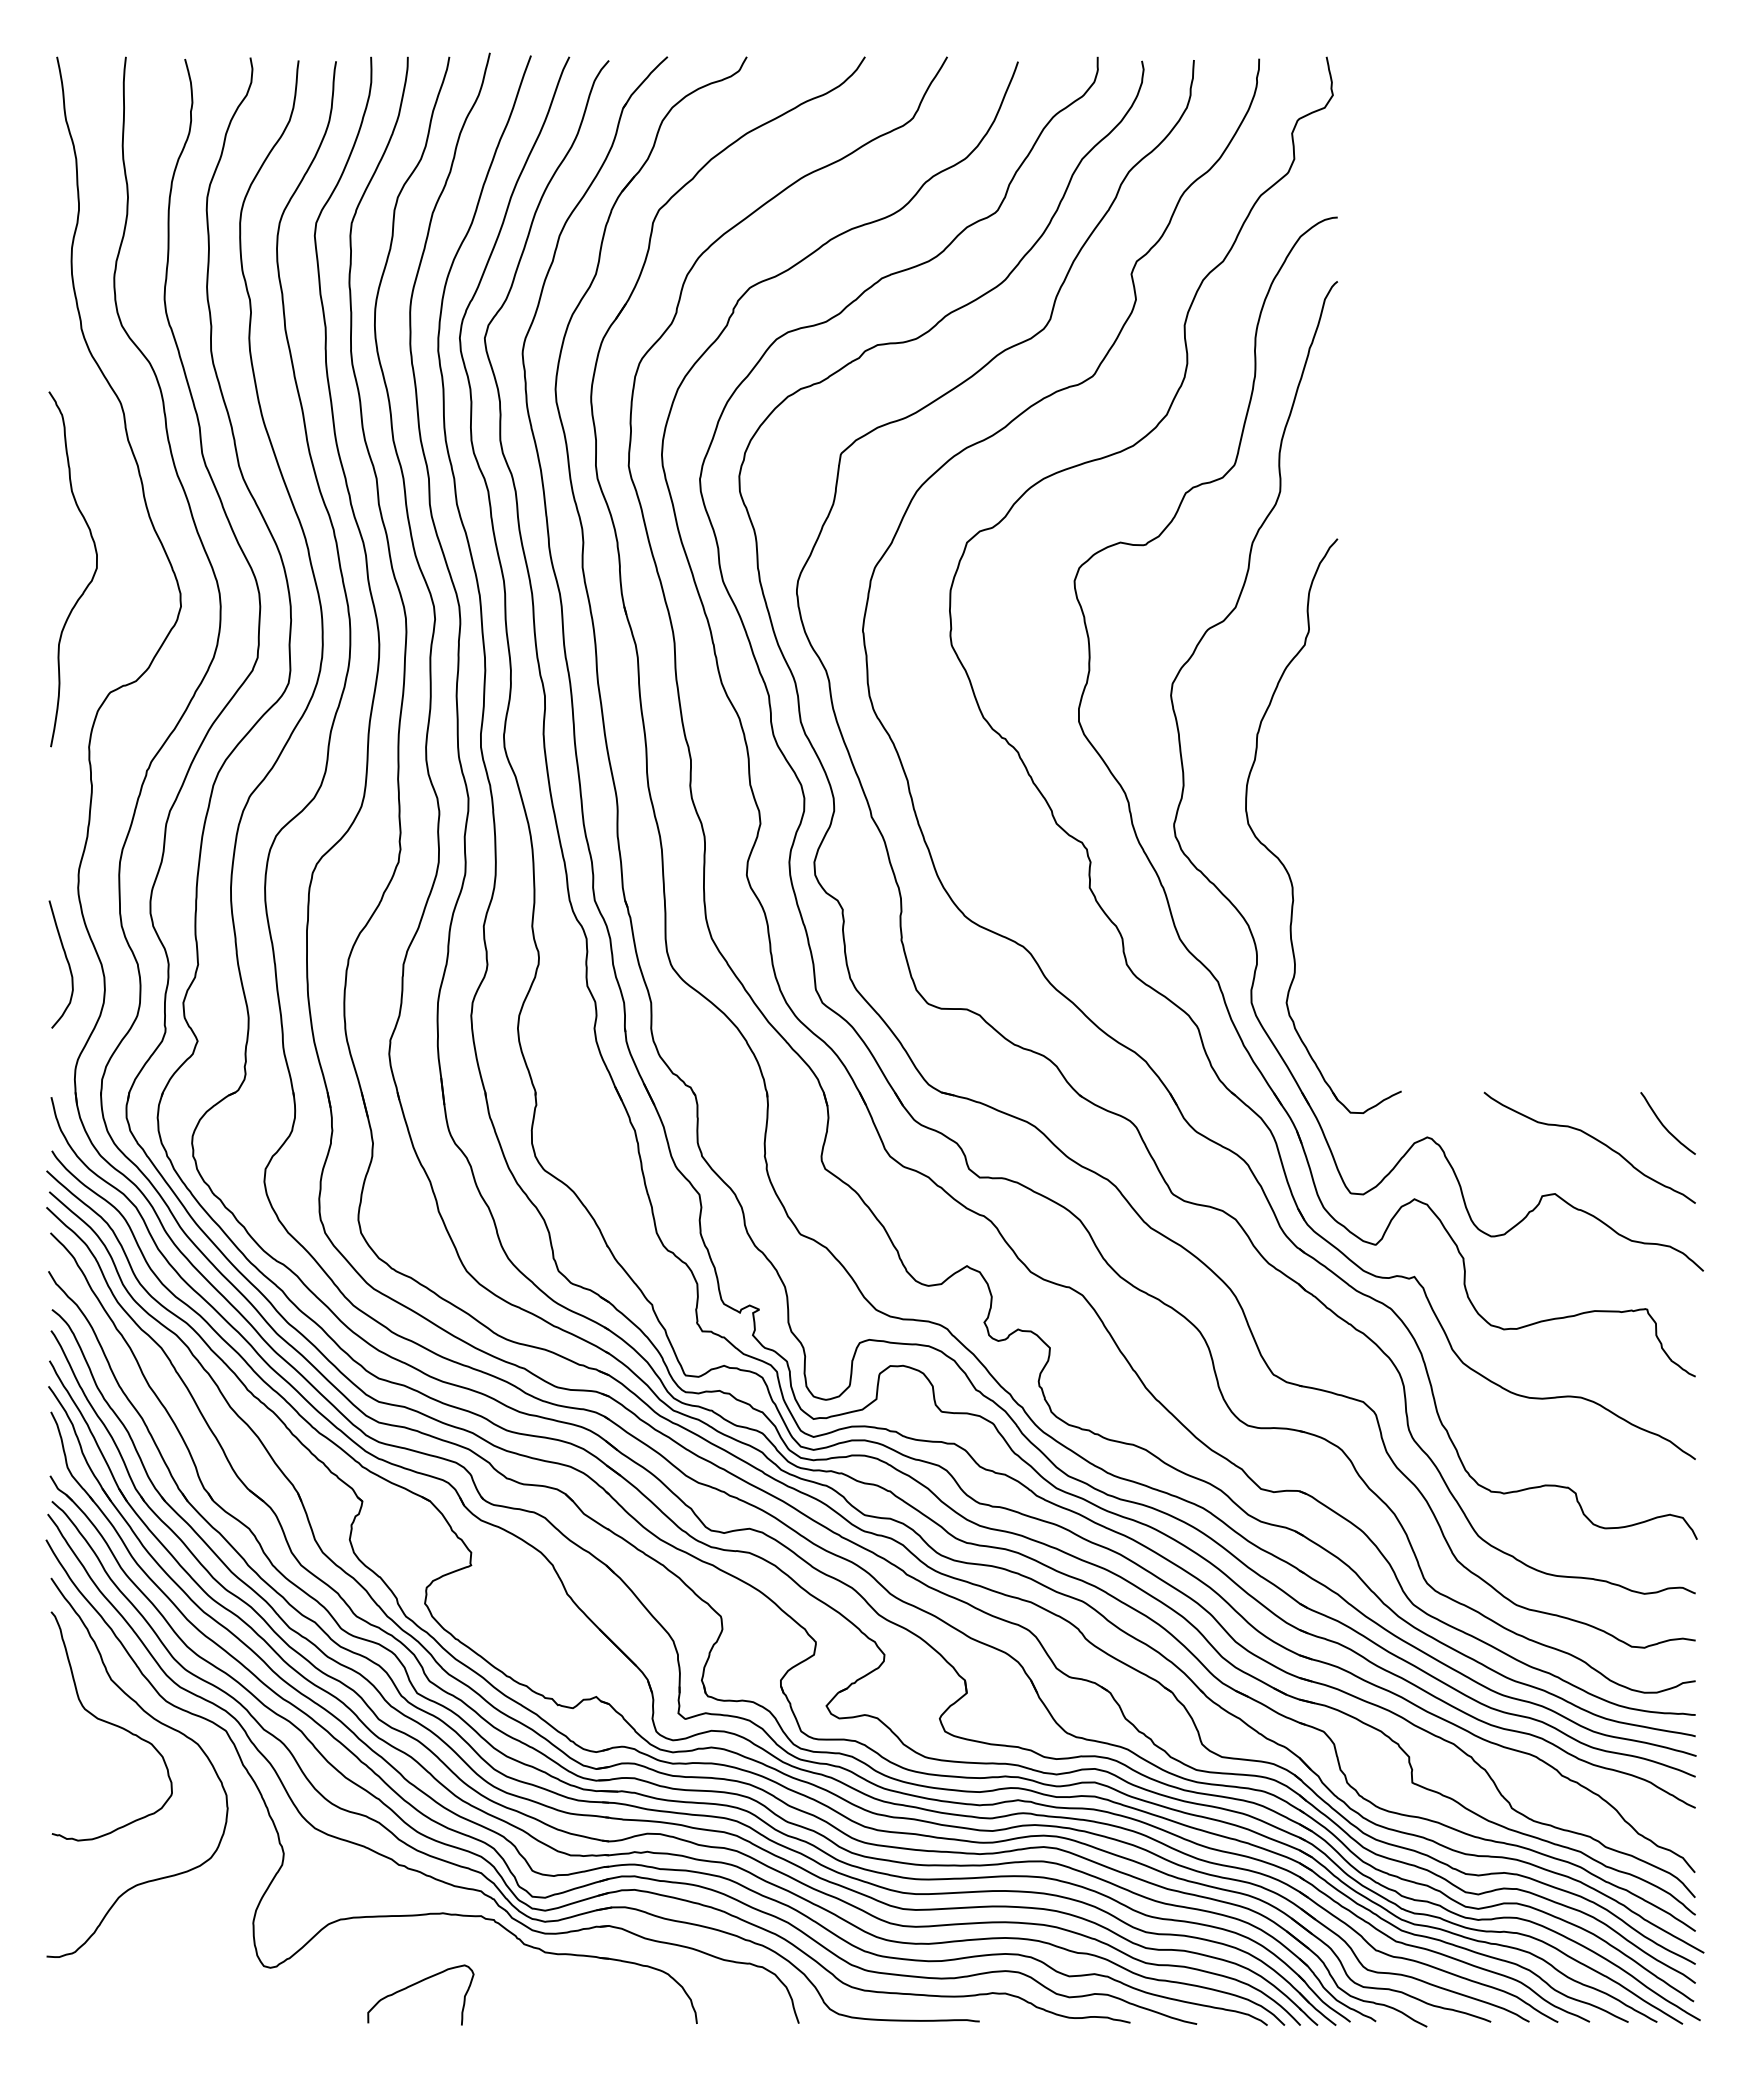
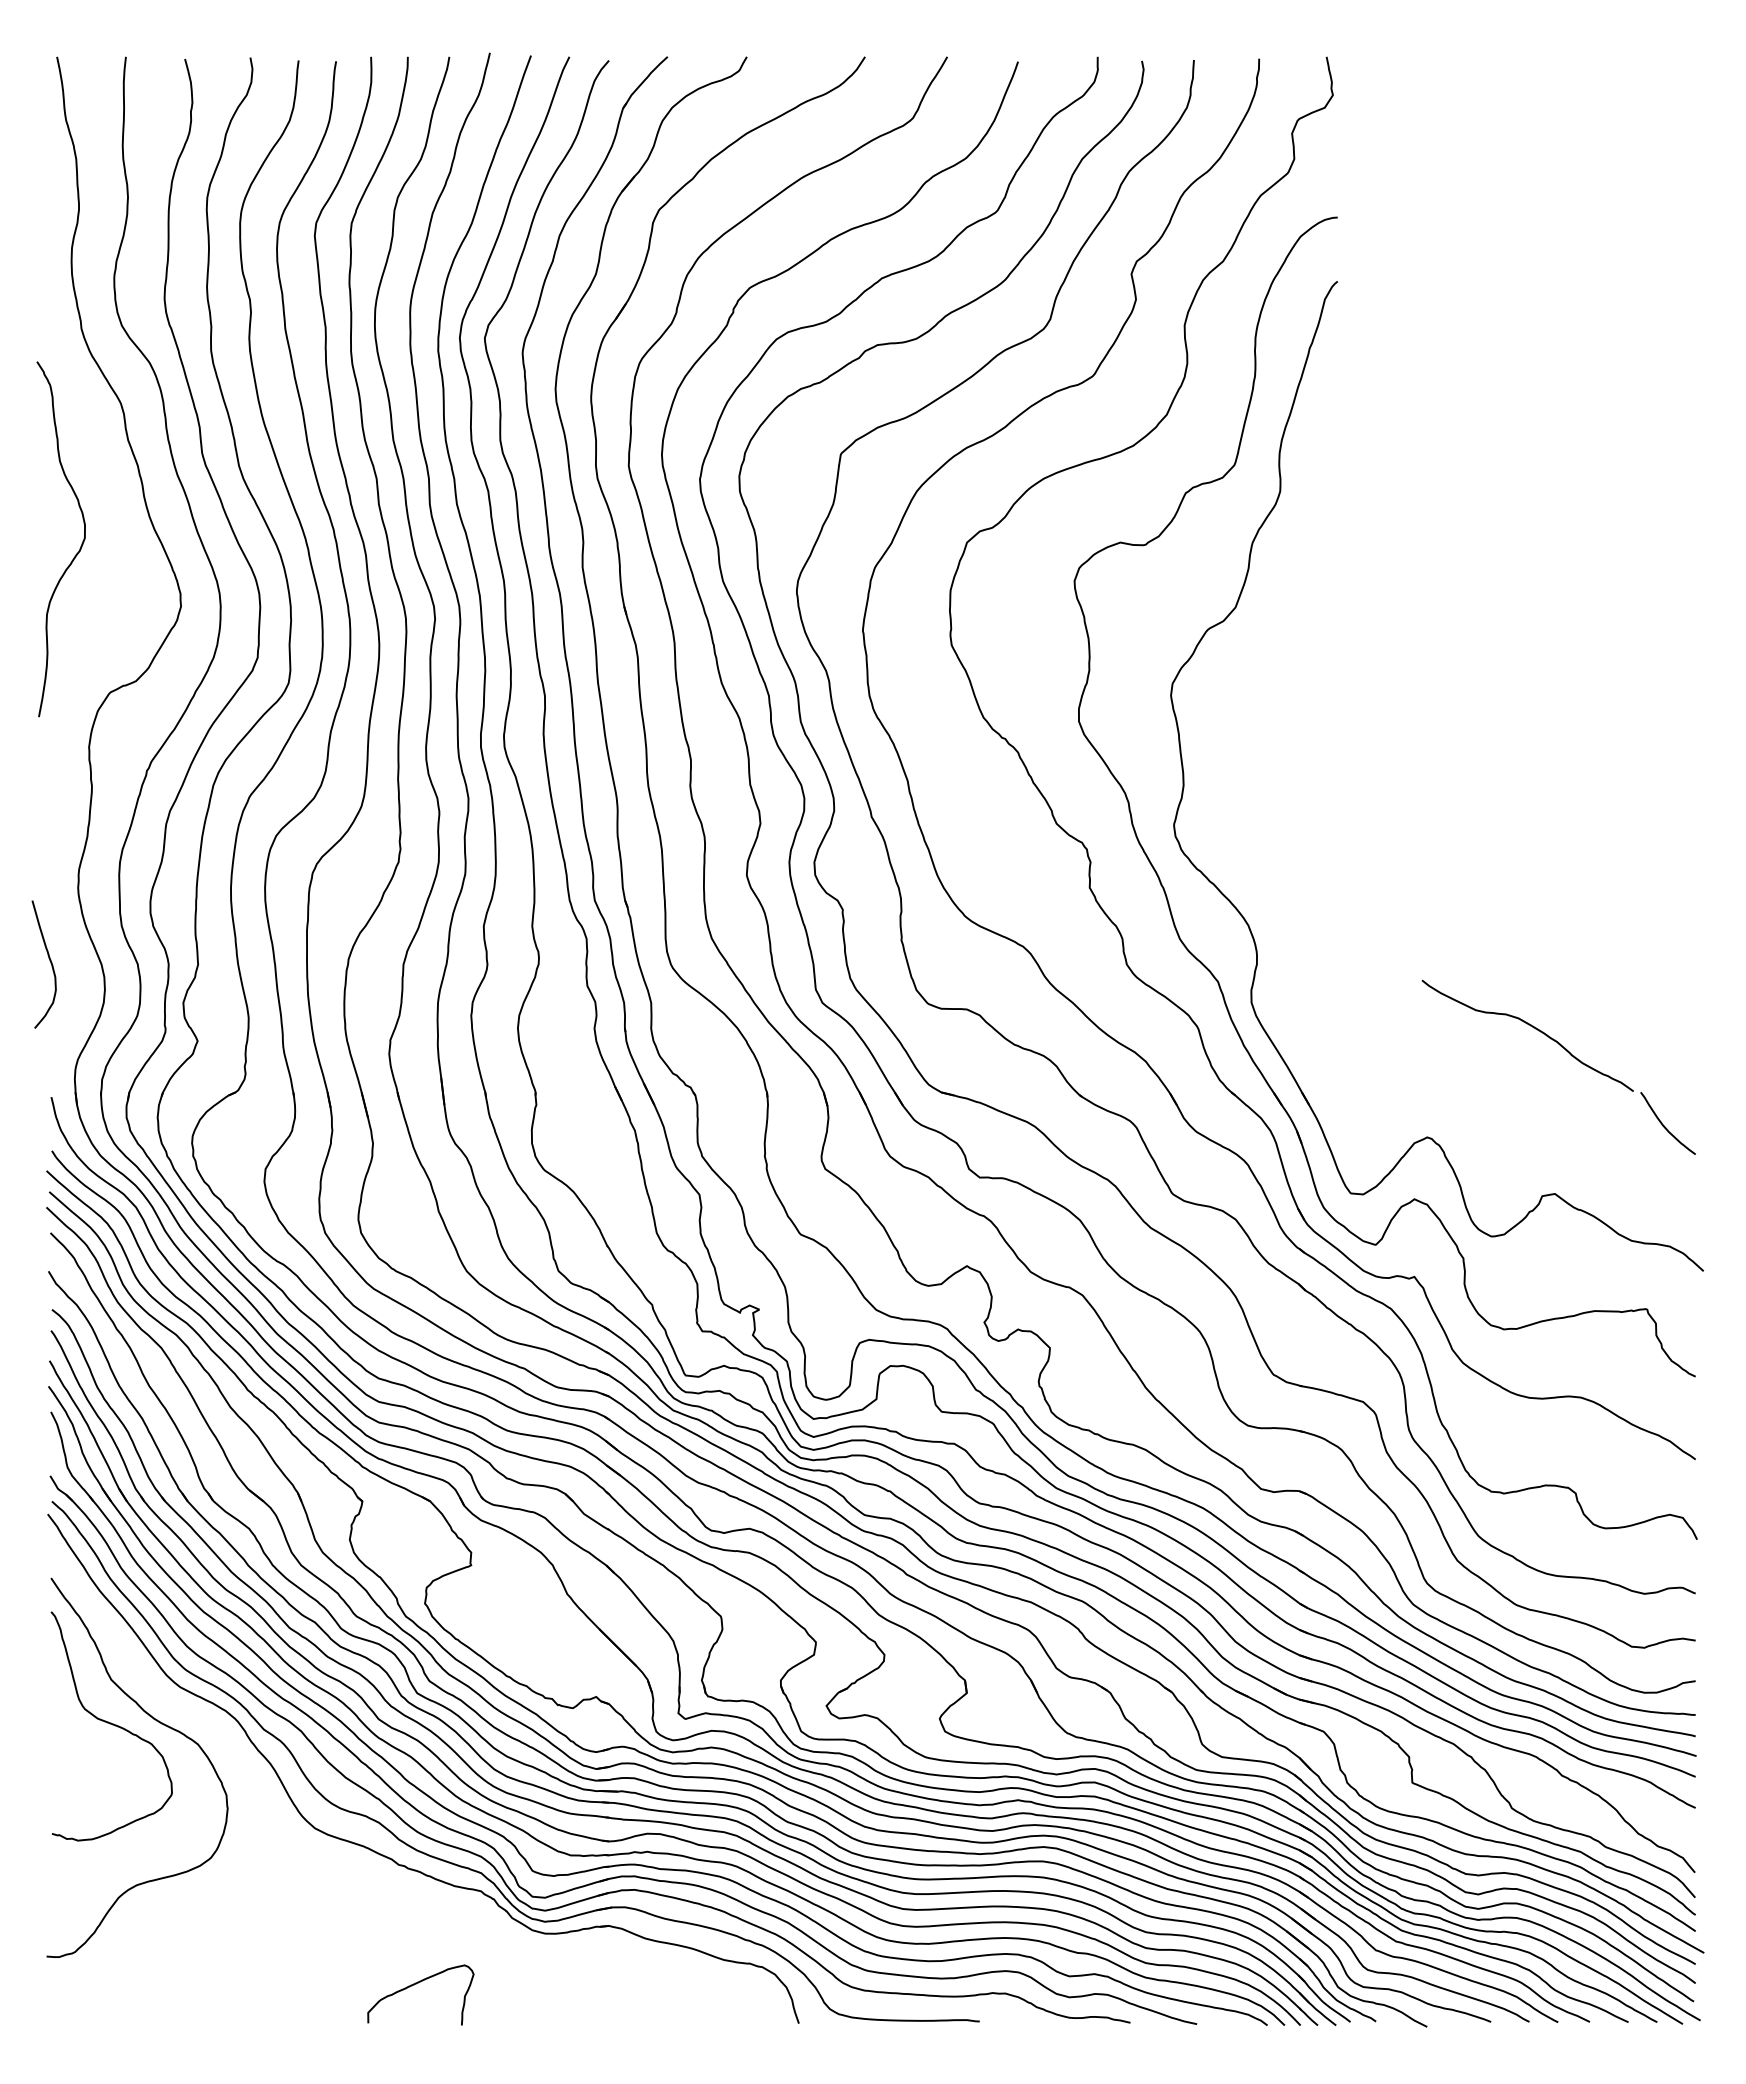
curve position: (91, 578) -> (79, 548) (79, 548)
part: present -> none (1280, 859)
curve position: (66, 961) -> (49, 961) (49, 961)
curve position: (1595, 1140) -> (1533, 1028) (1533, 1028)
part: present -> none (275, 1824)
